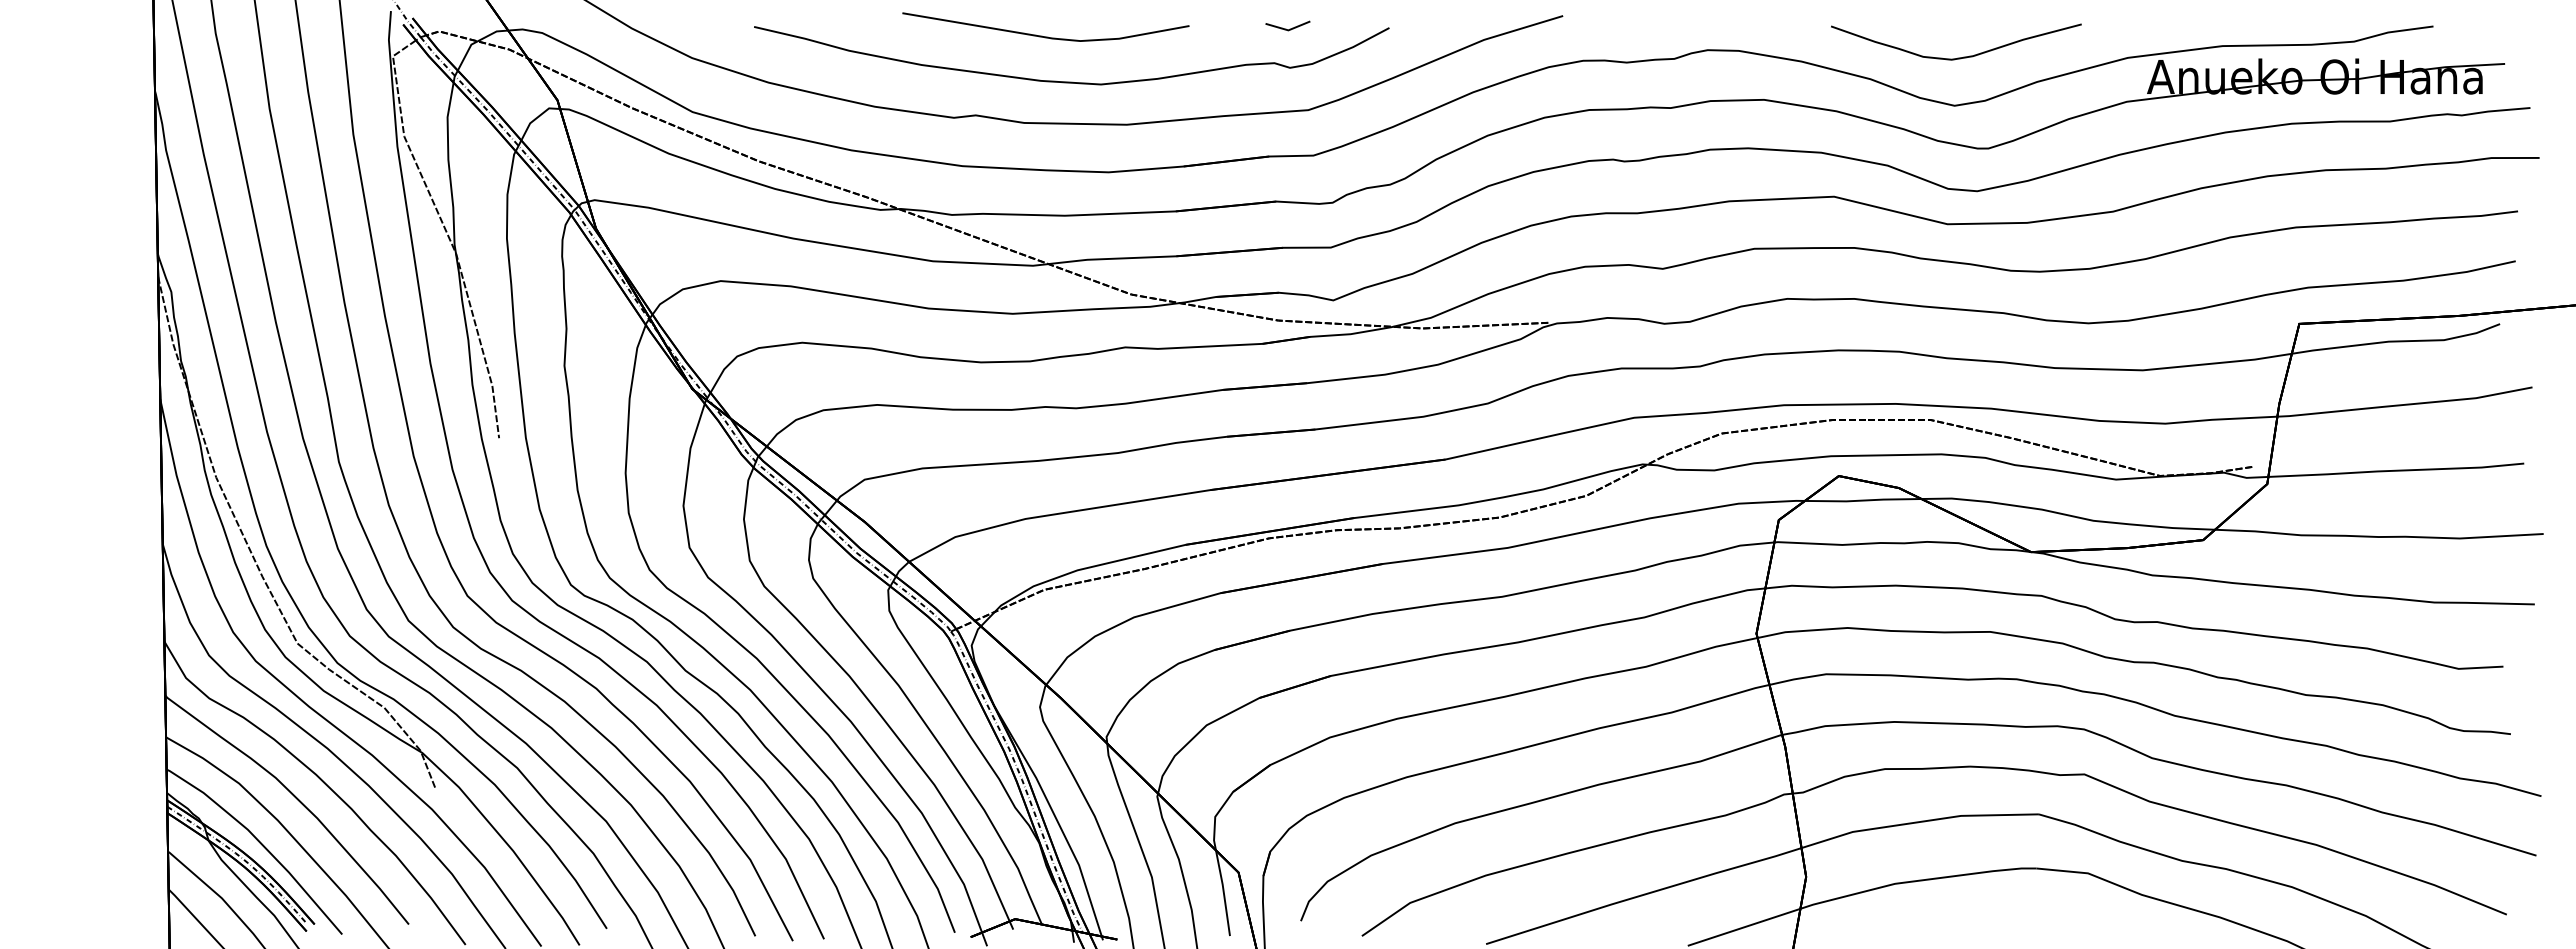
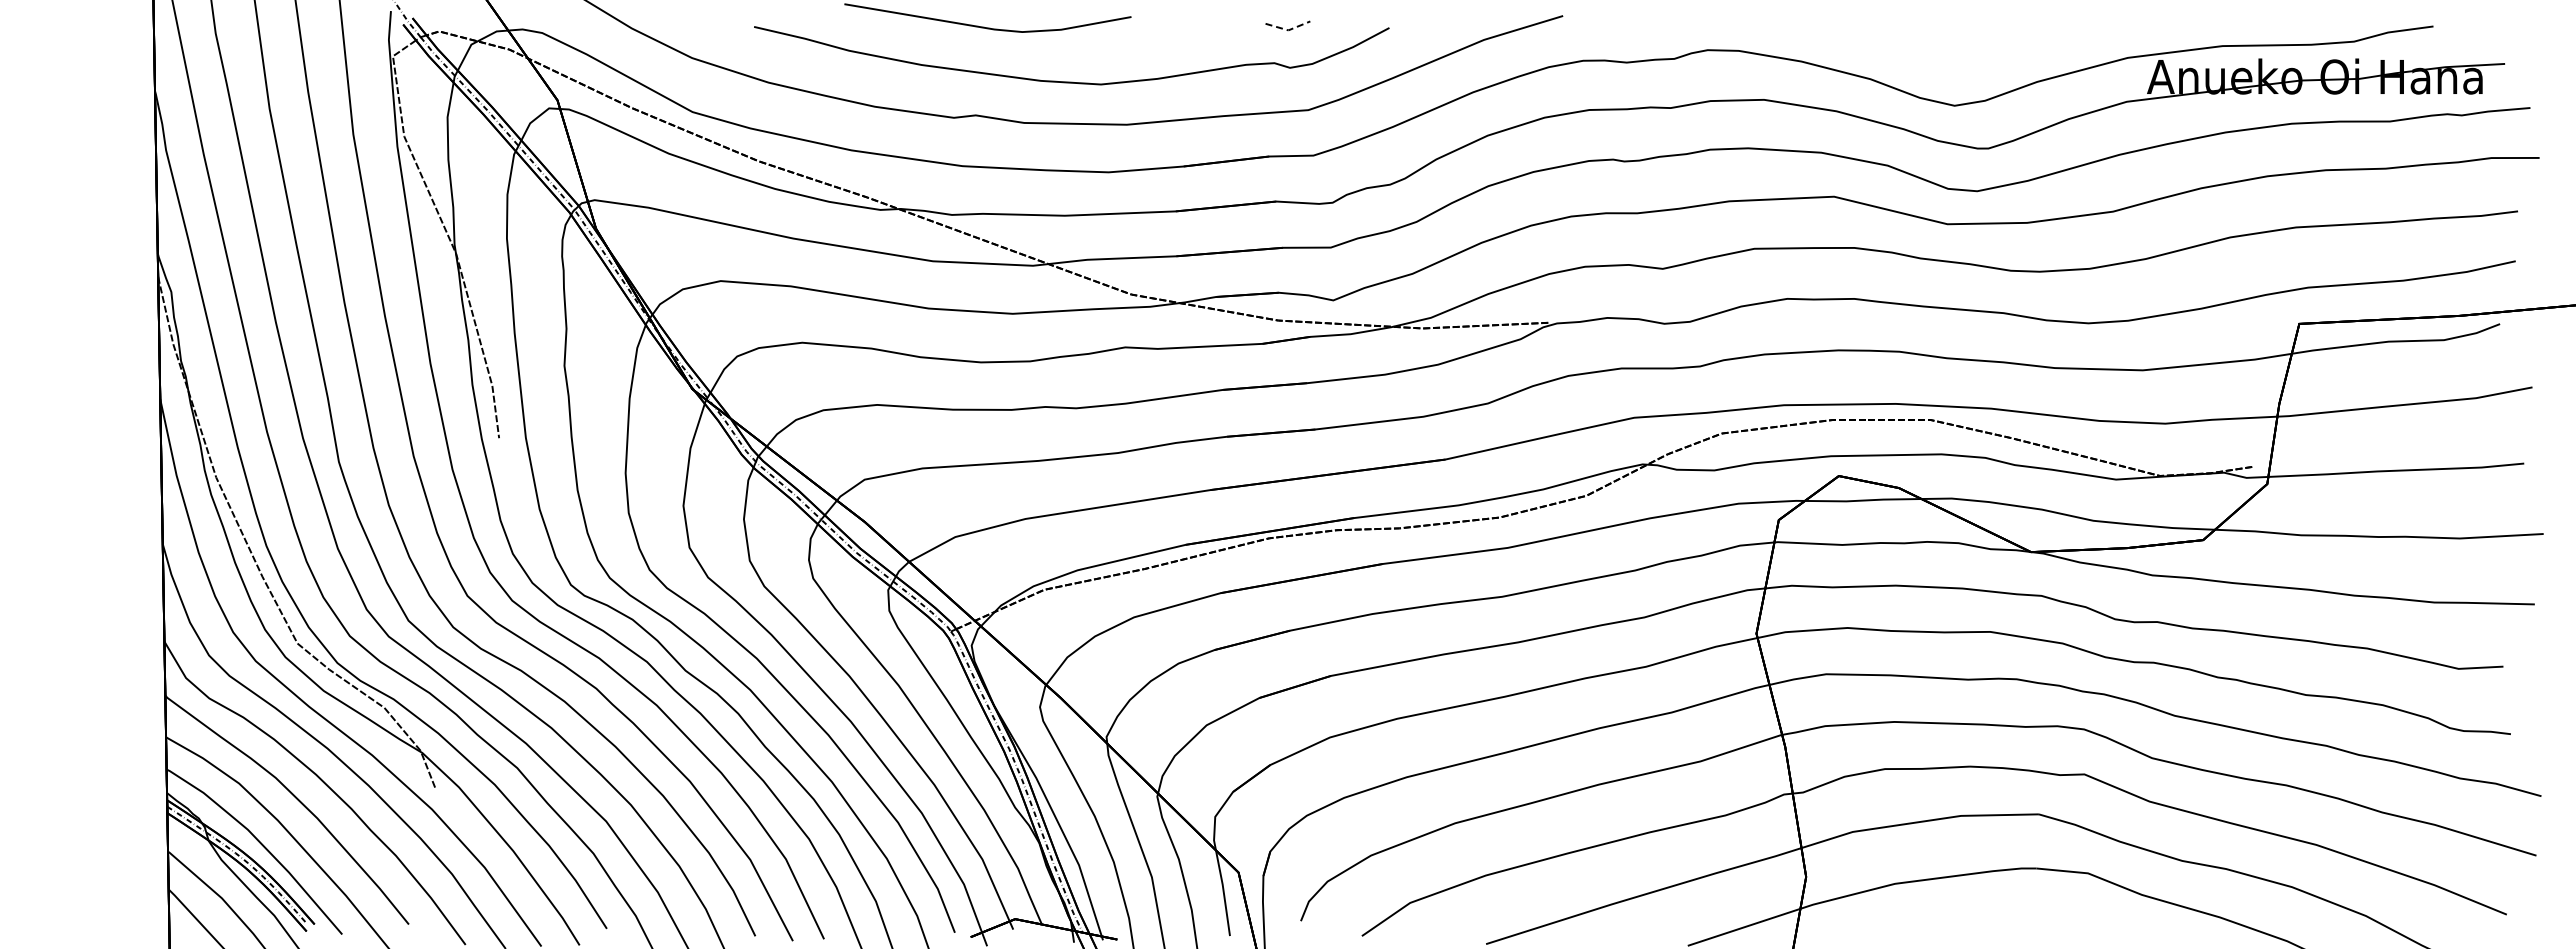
line: solid -> dashed (1288, 30)
line position: (1042, 35) -> (984, 26) (984, 26)
curve: present -> none (1957, 57)
